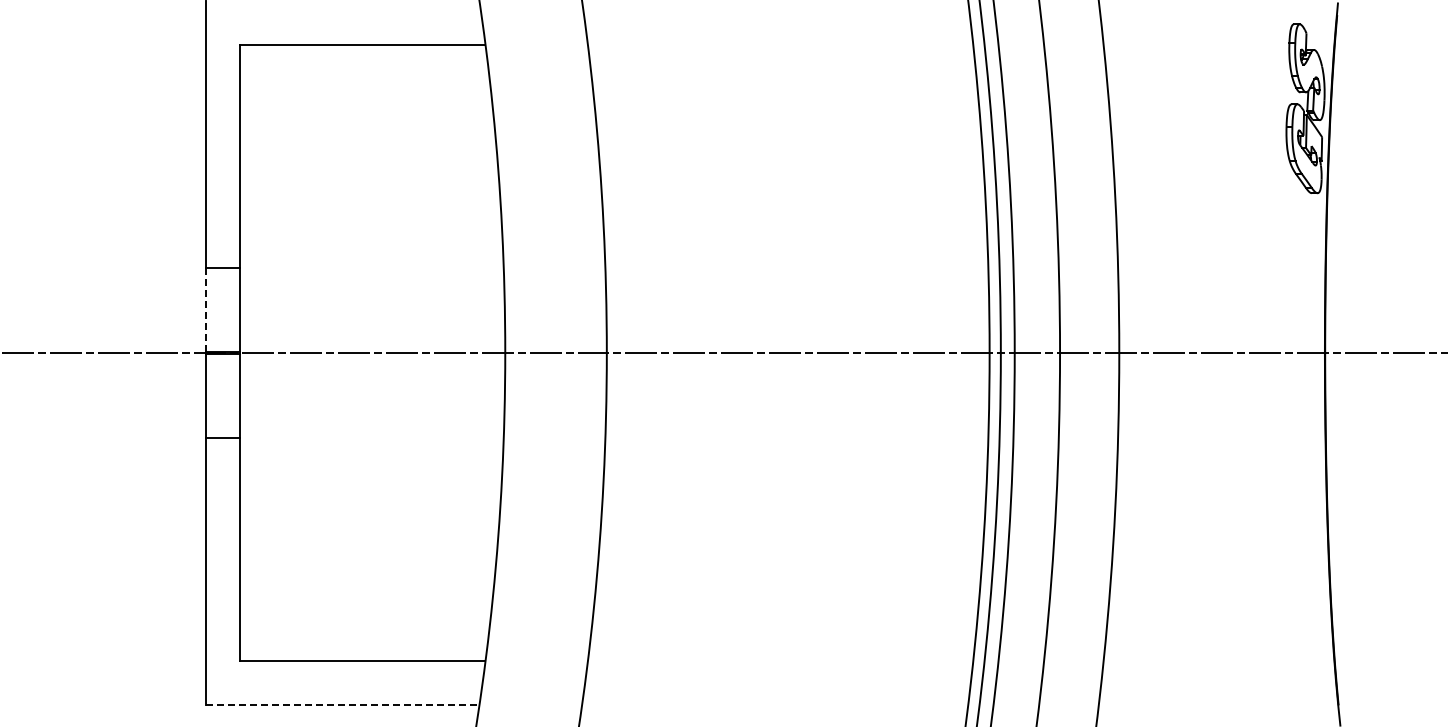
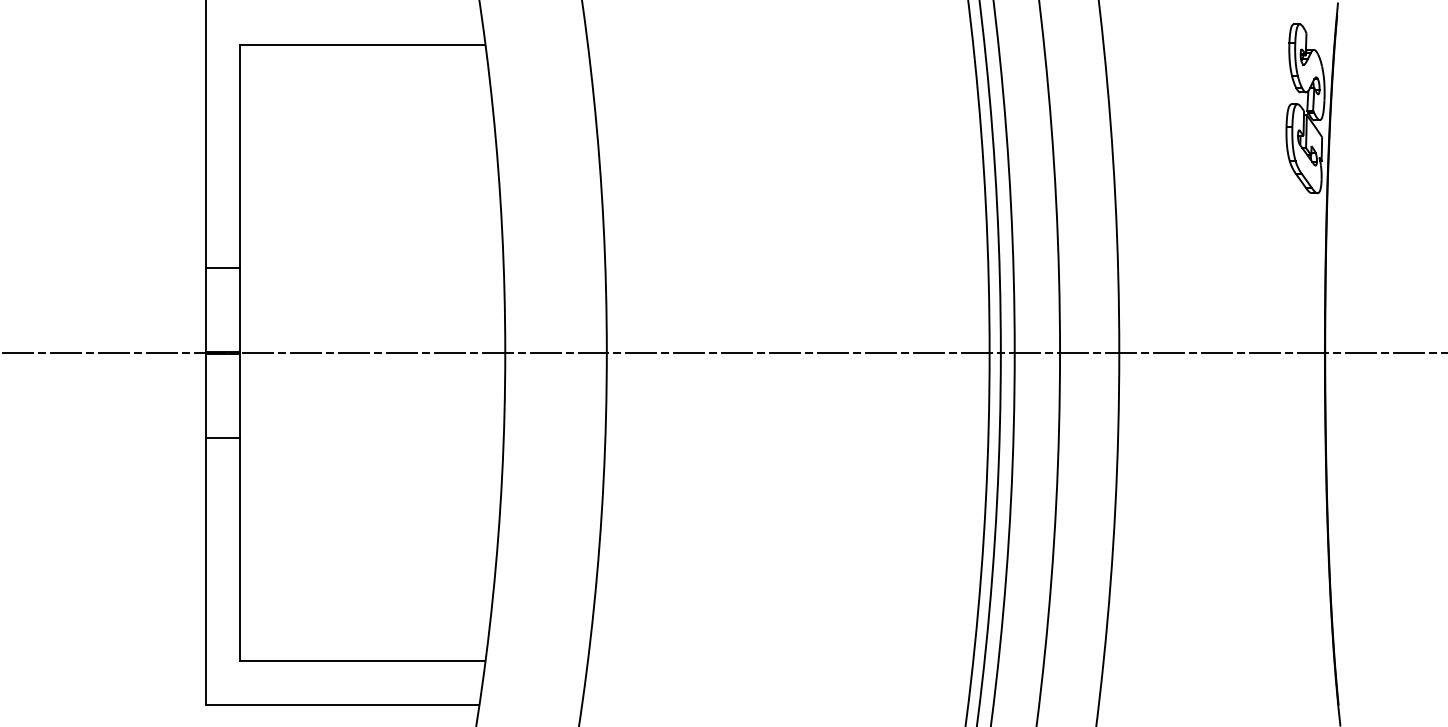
line: dashed -> solid (206, 310)
line: dashed -> solid (343, 705)
